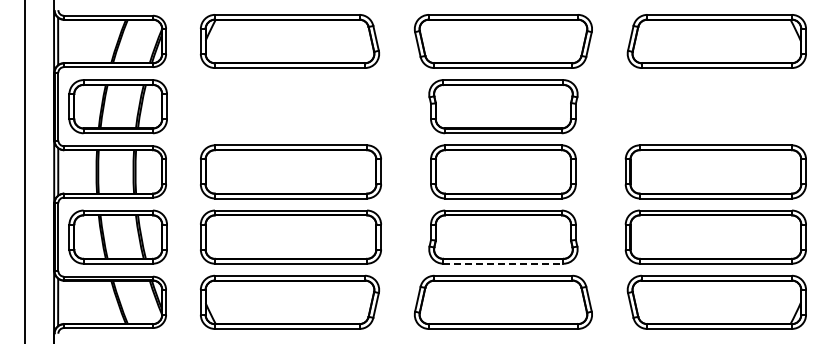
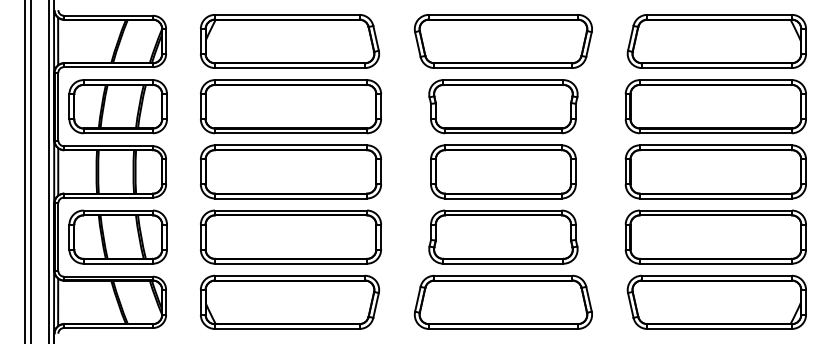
part: none -> present (290, 106)
part: none -> present (715, 106)
line: none -> present (30, 171)
line: none -> present (49, 171)
line: dashed -> solid (503, 263)
